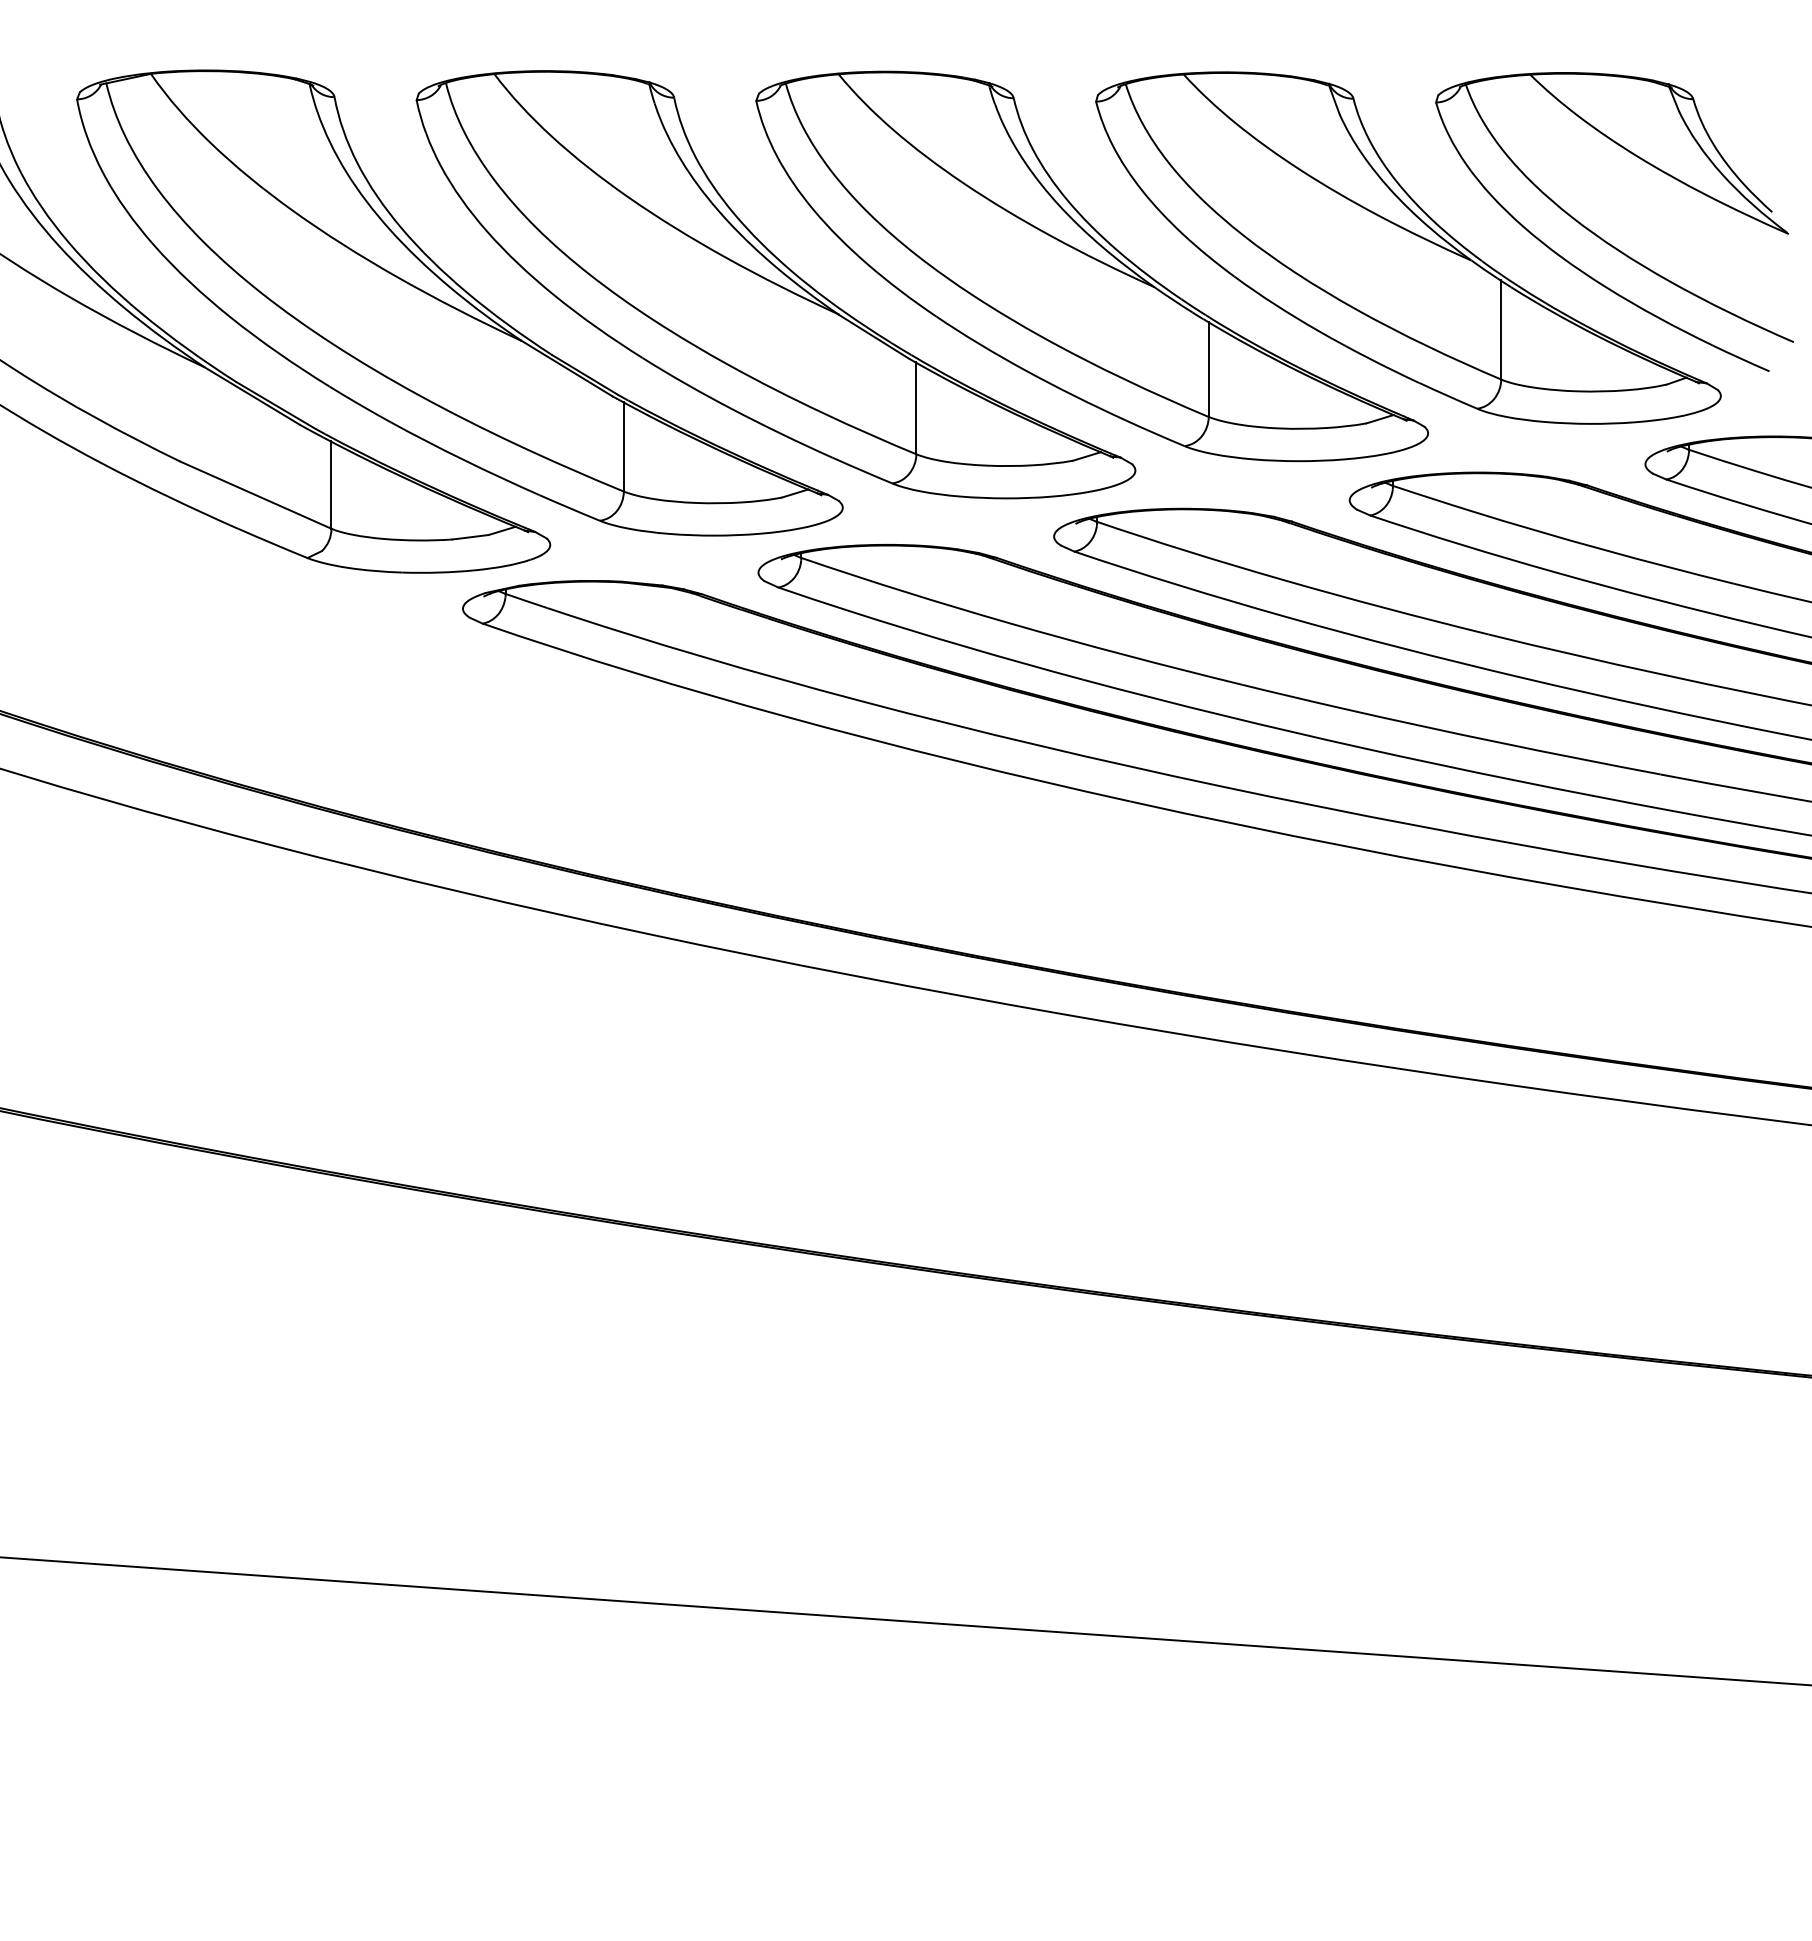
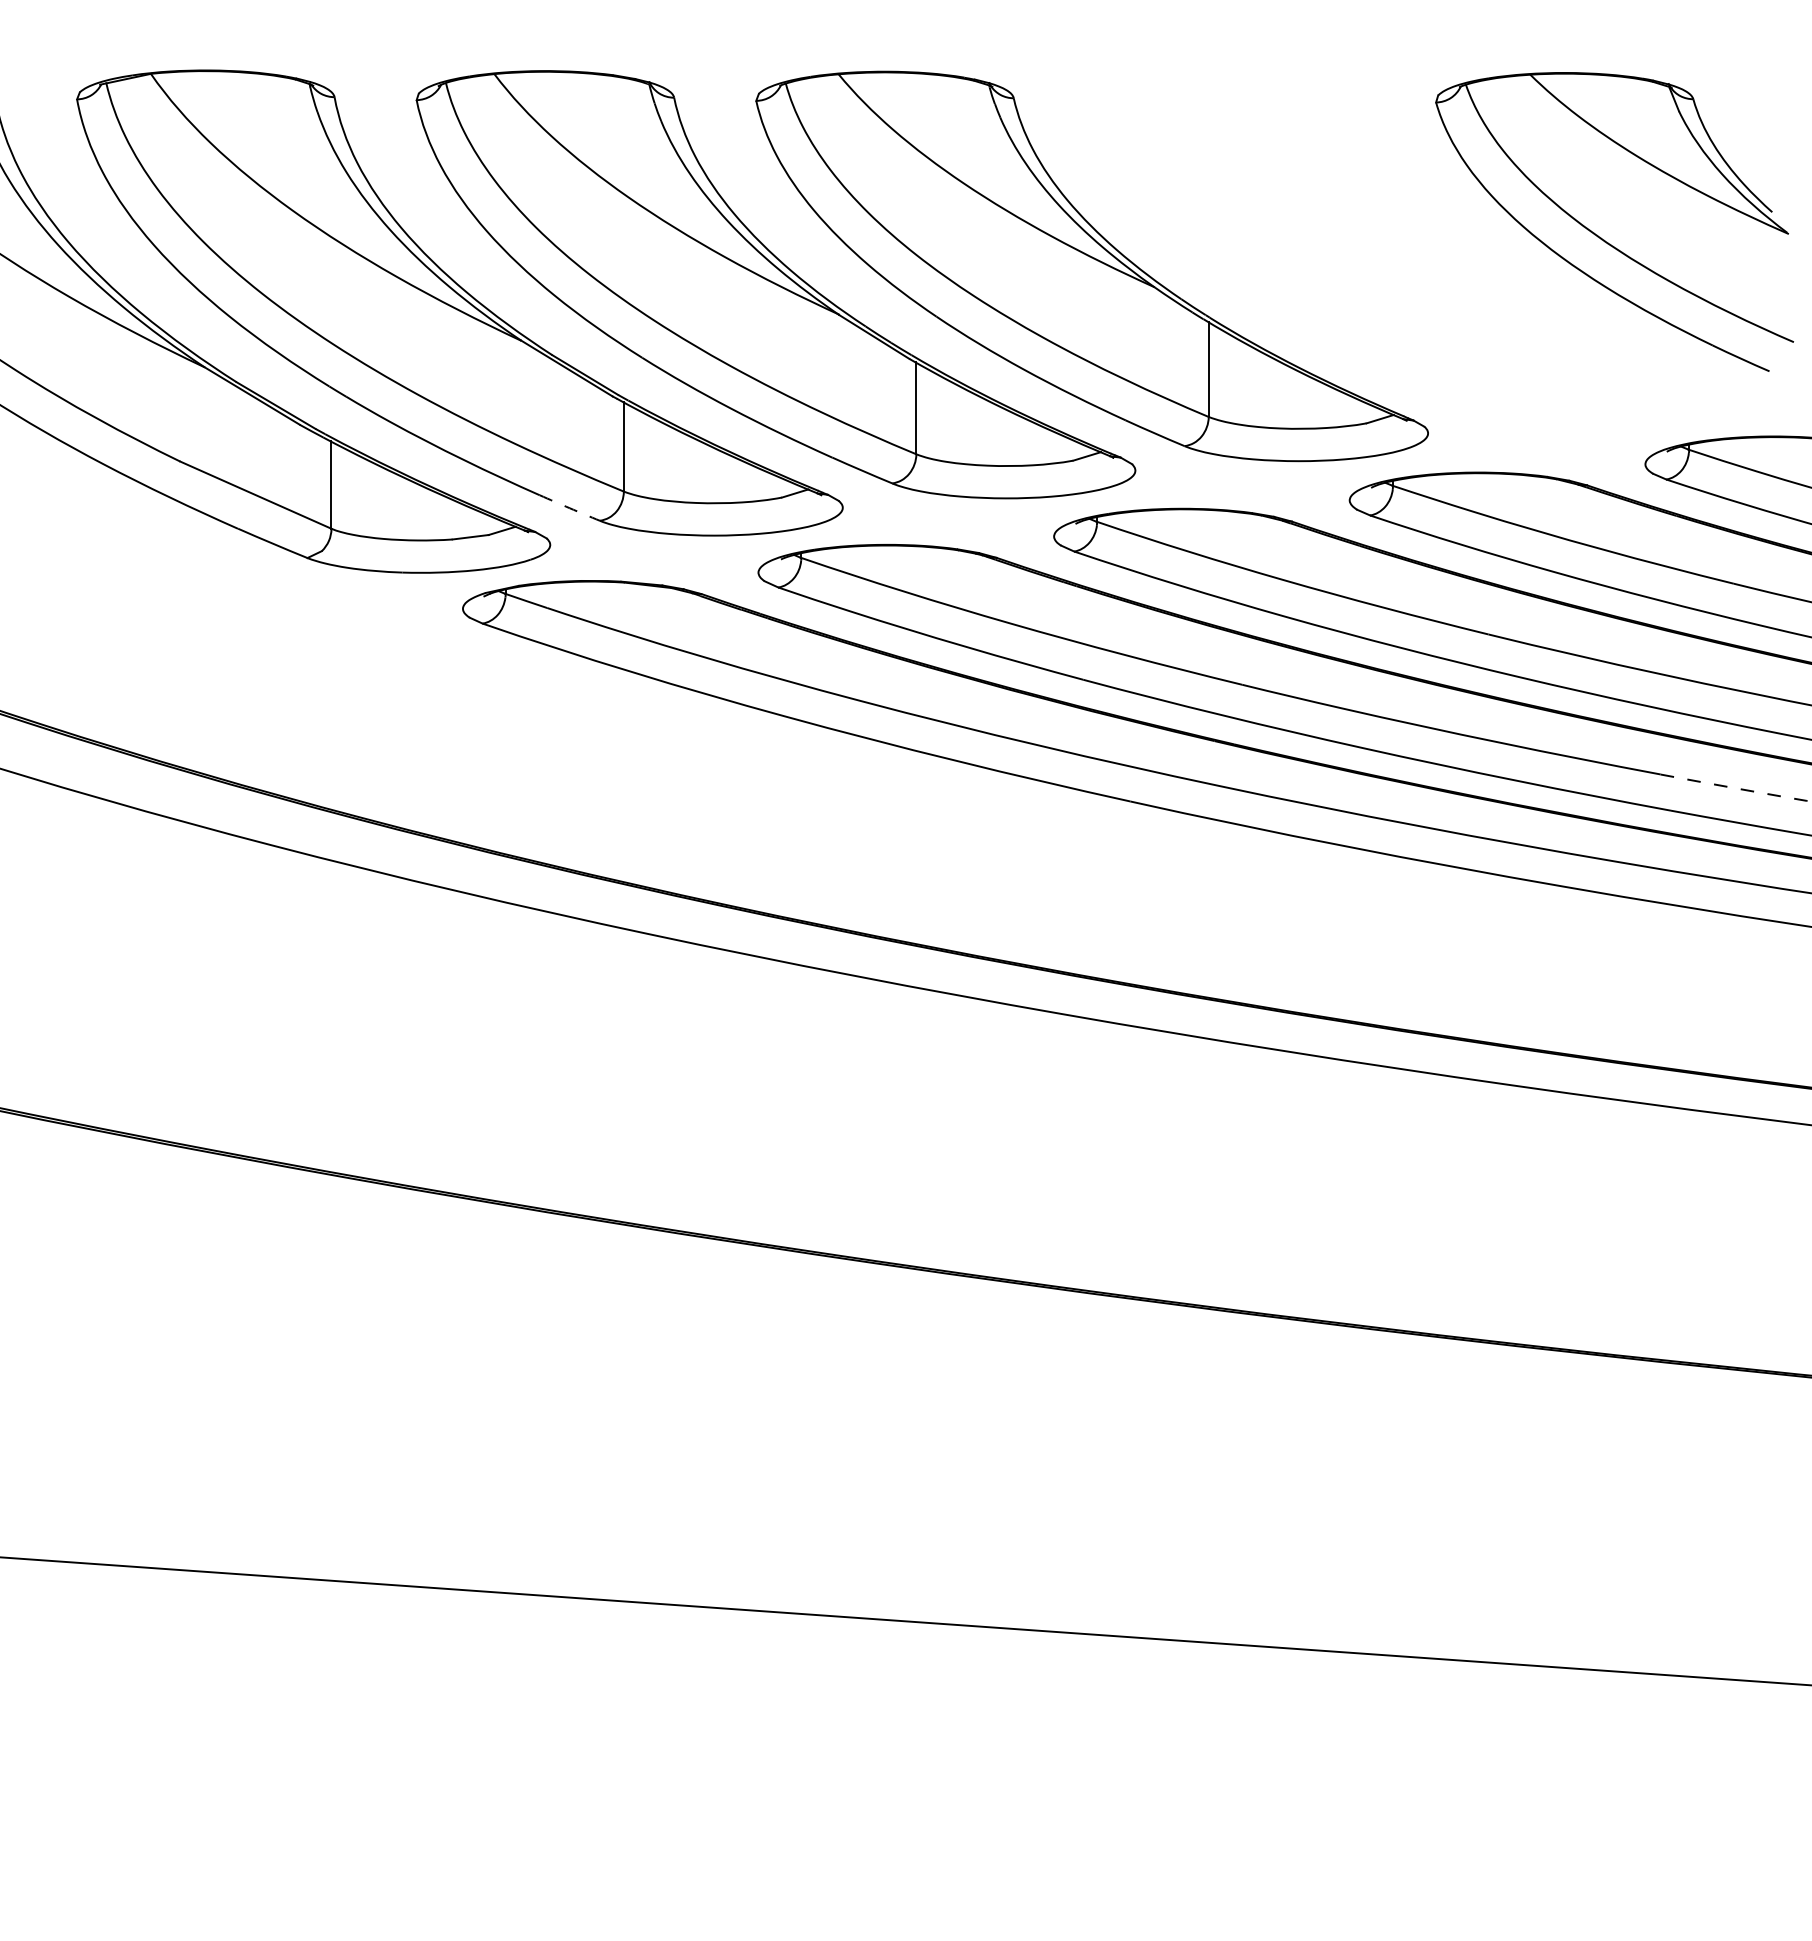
part: present -> none (1408, 247)
arc: solid -> dashed (569, 508)
arc: solid -> dashed (1736, 788)
